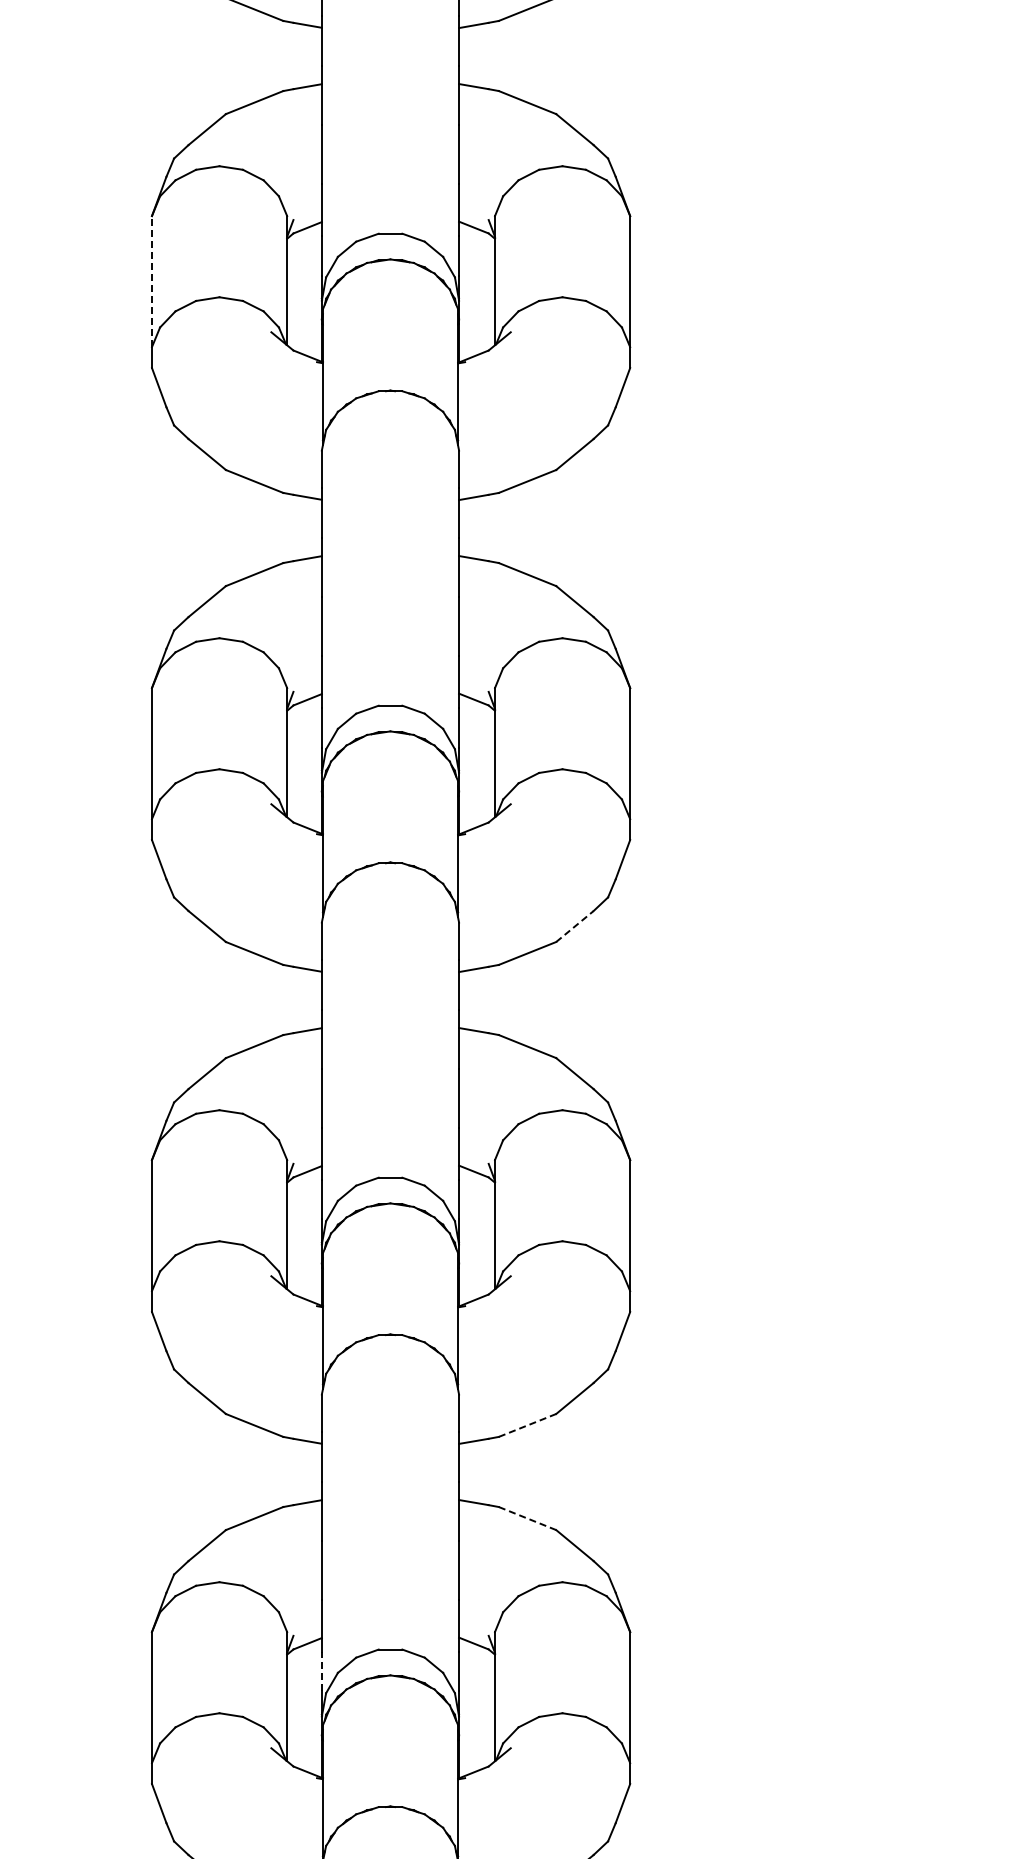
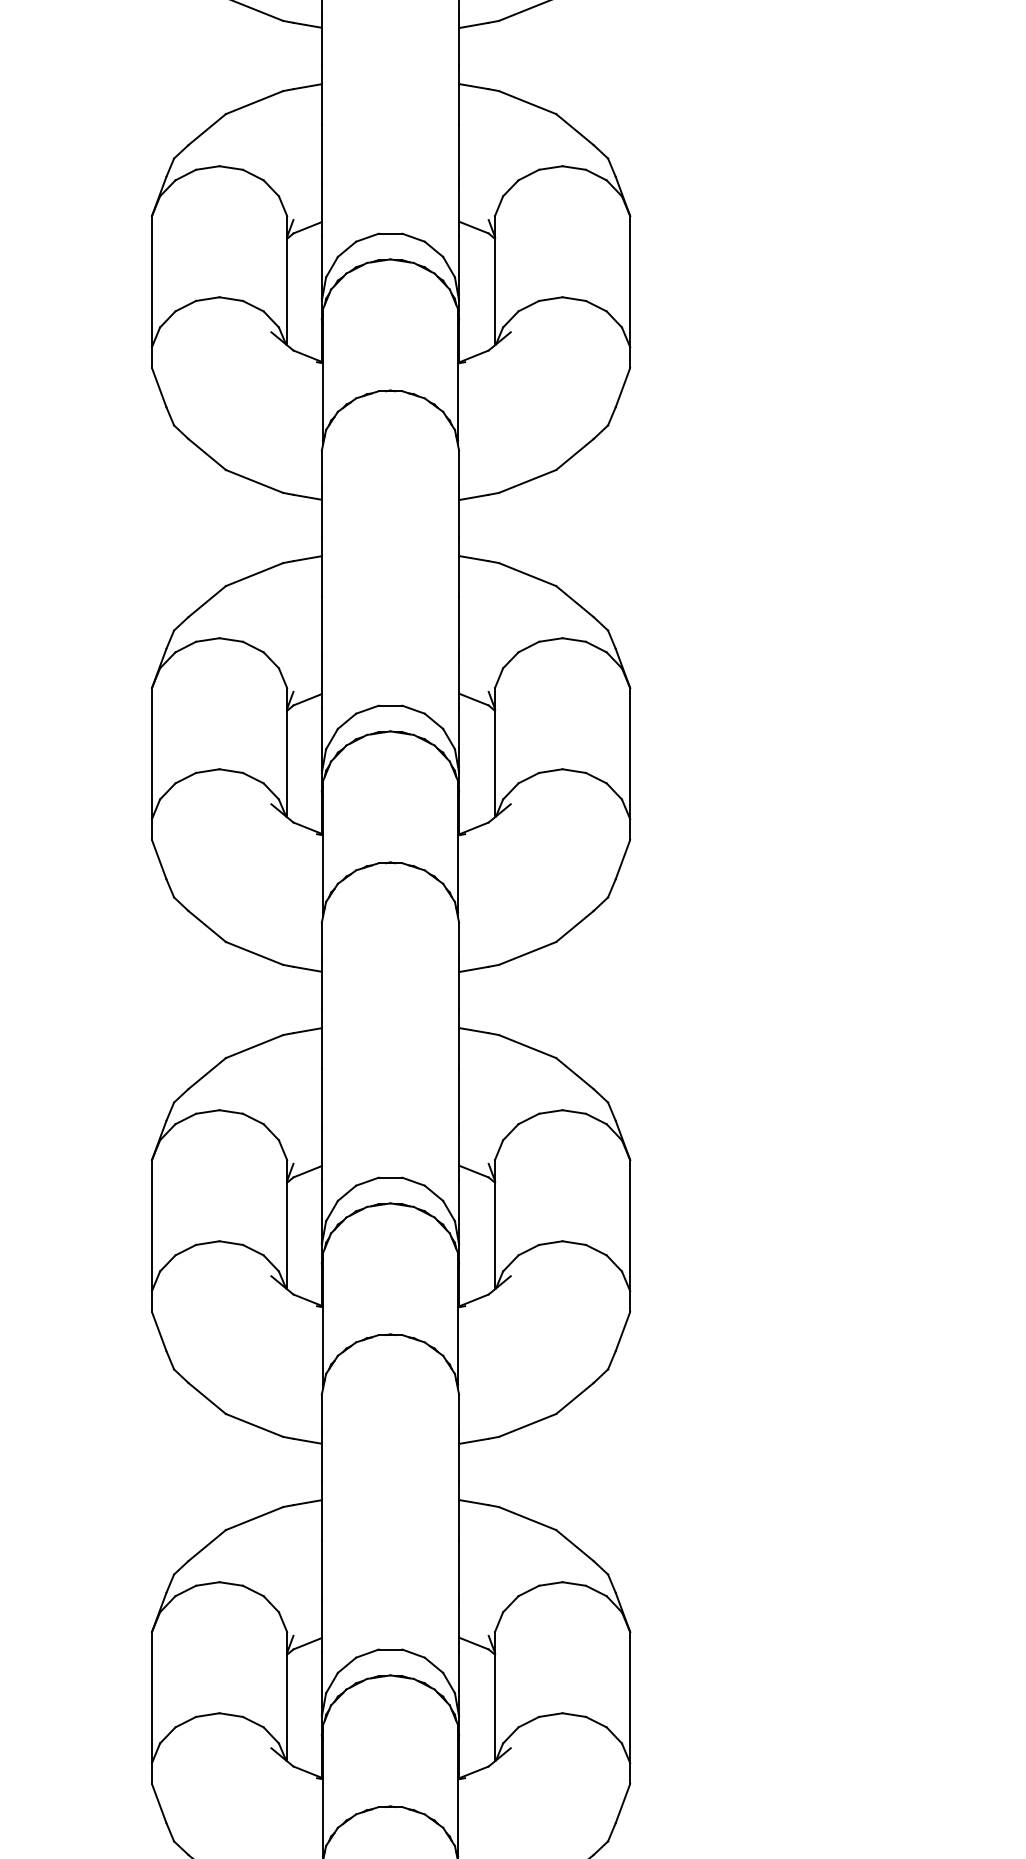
line: dashed -> solid (152, 281)
line: dashed -> solid (575, 926)
line: dashed -> solid (527, 1425)
line: dashed -> solid (527, 1518)
line: dashed -> solid (321, 1671)
